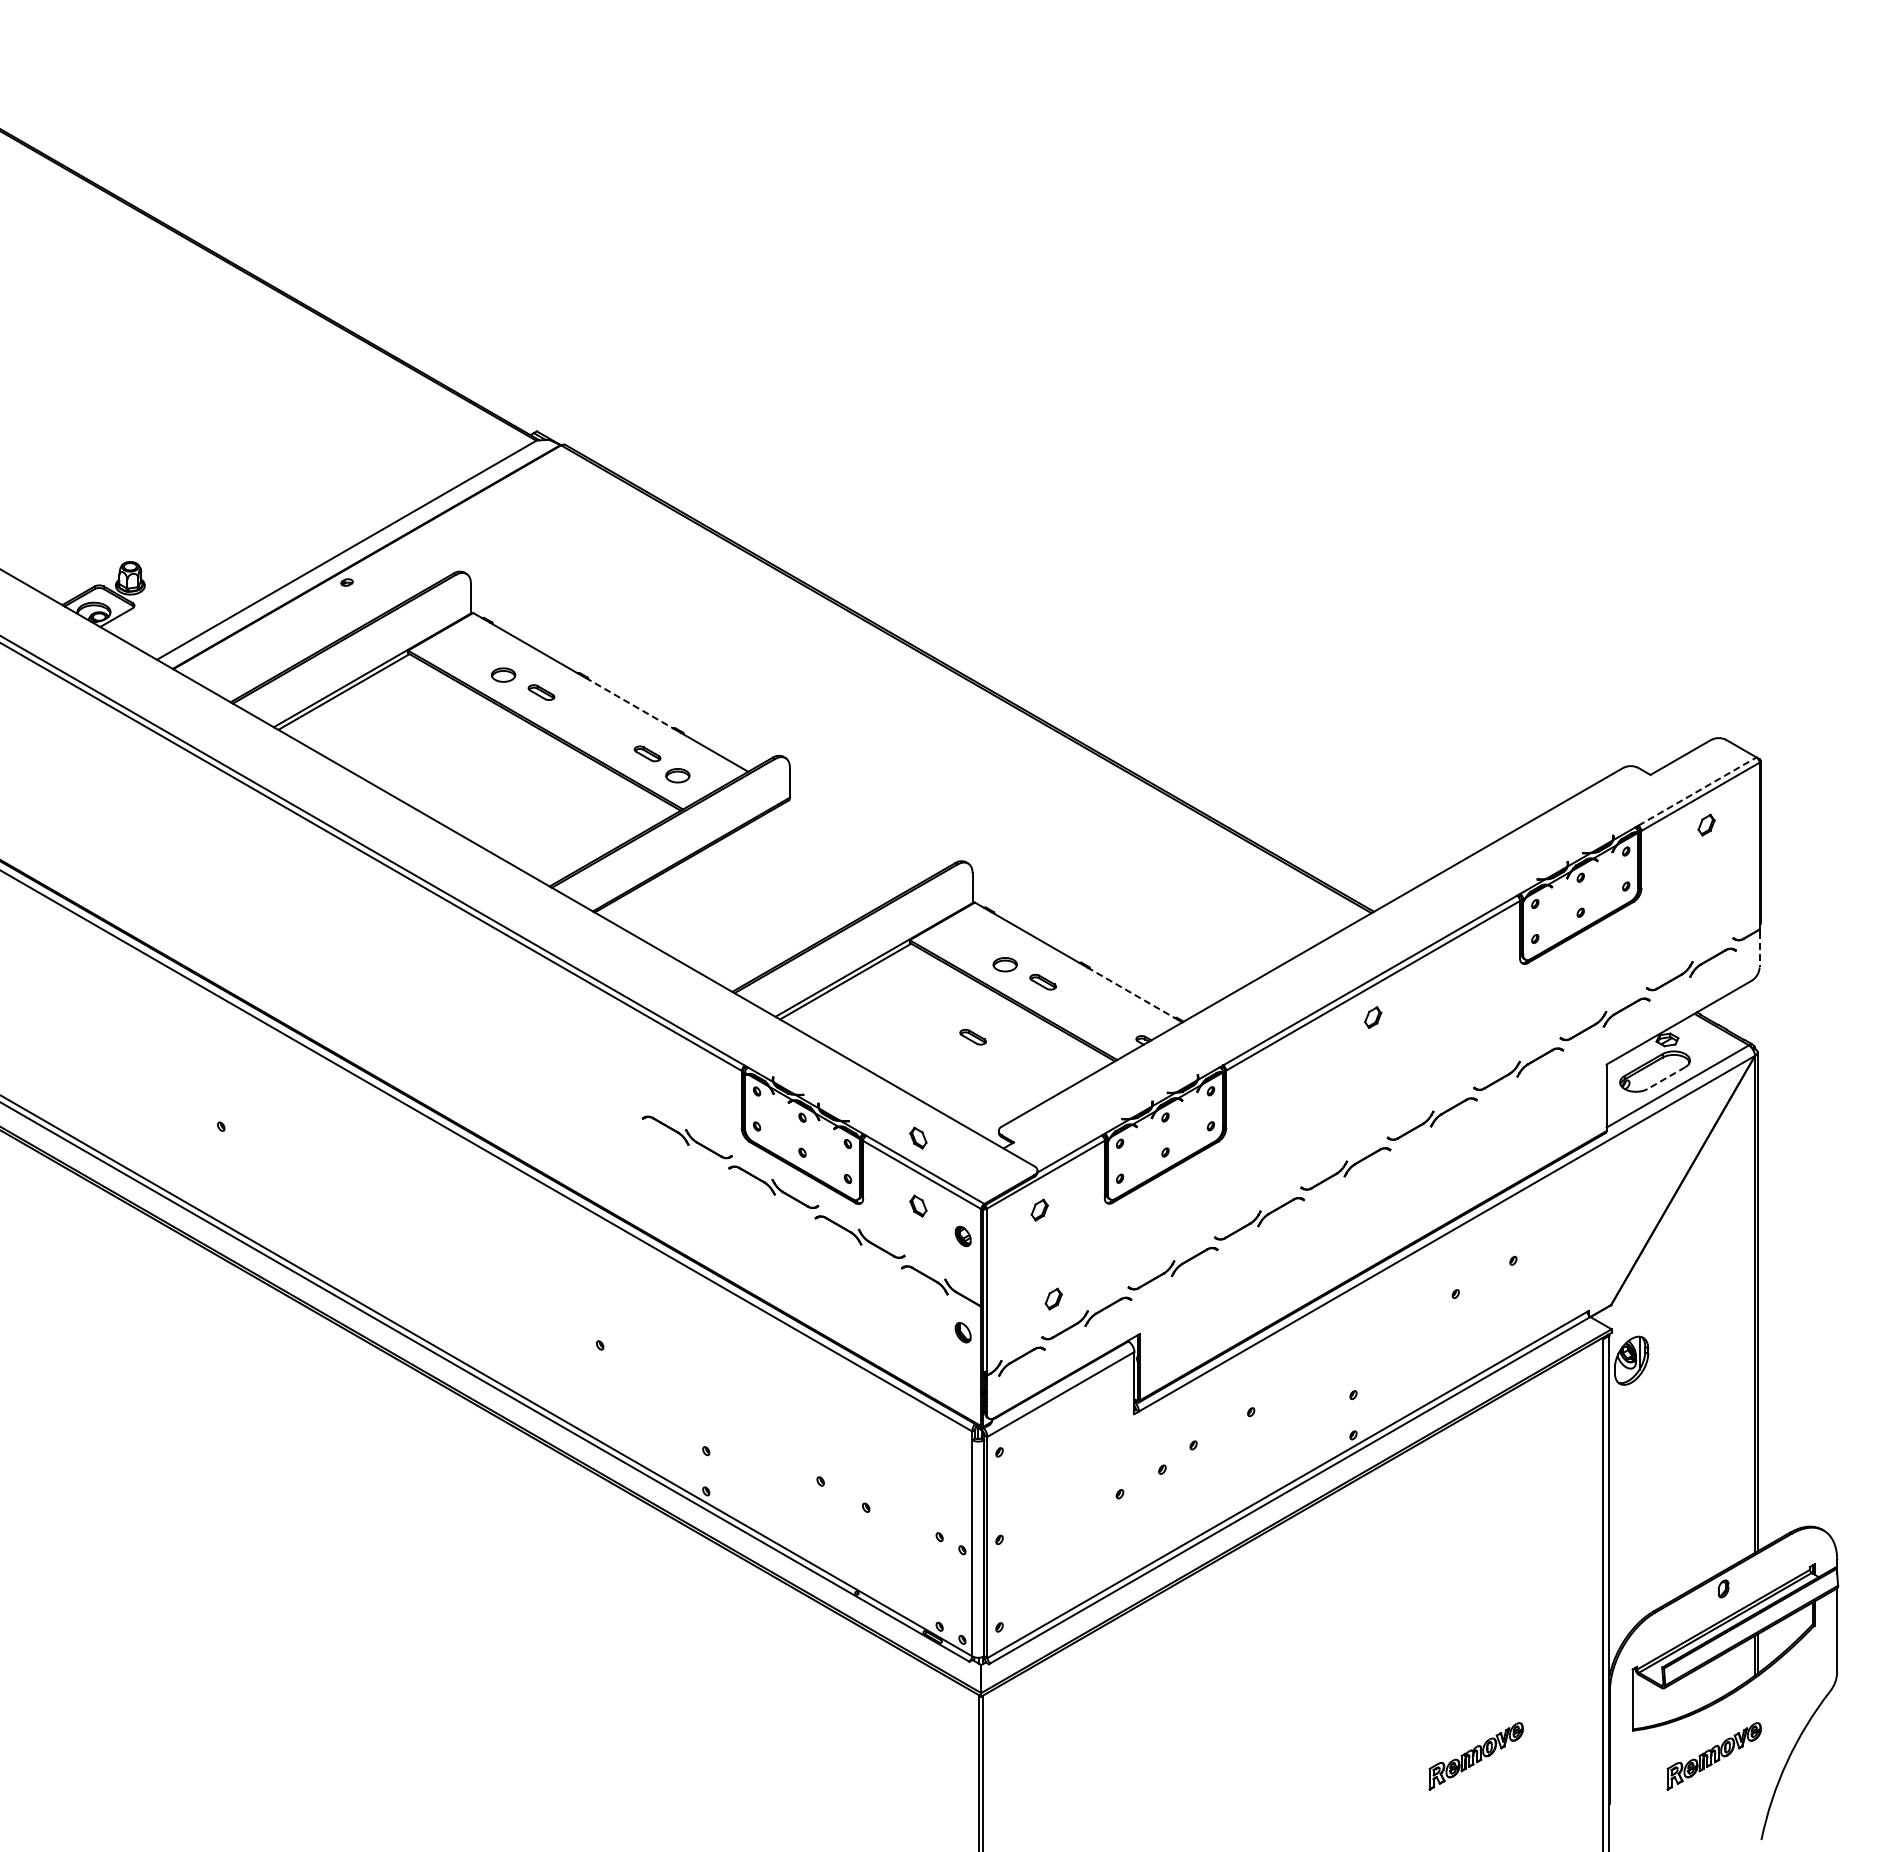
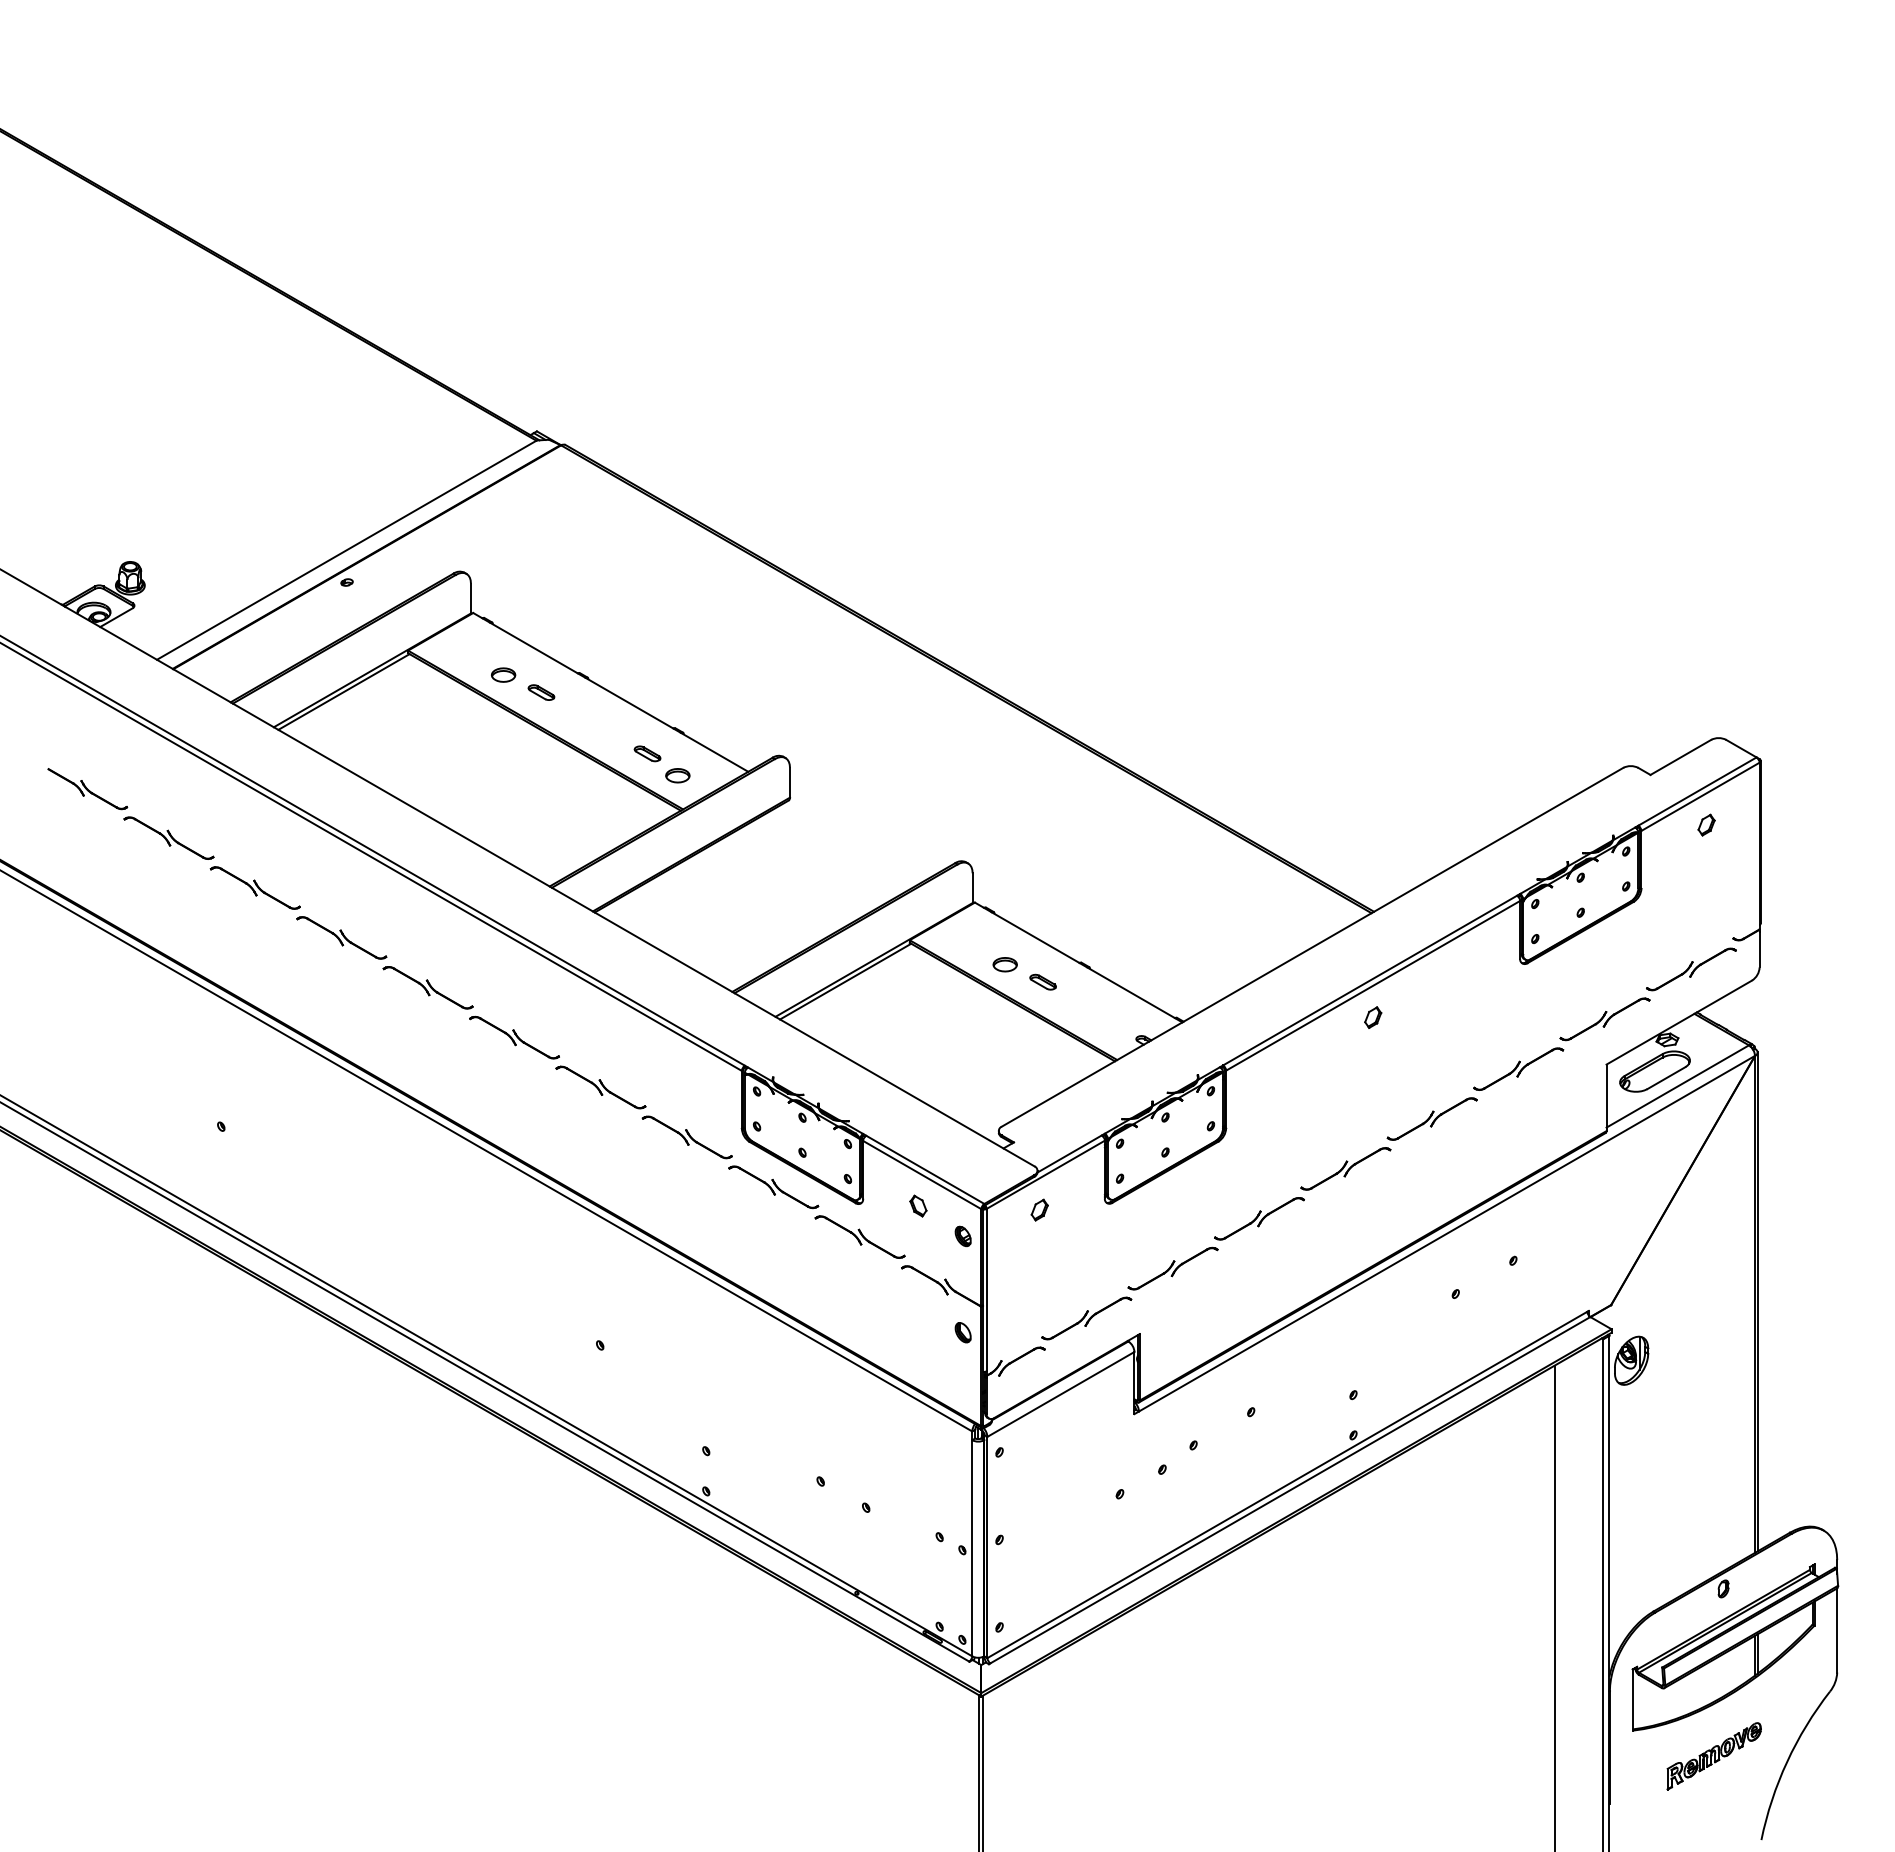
line: dashed -> solid (629, 703)
line: dashed -> solid (1697, 791)
part: none -> present (346, 938)
line: dashed -> solid (1759, 949)
line: dashed -> solid (1131, 992)
part: present -> none (972, 1036)
line: dashed -> solid (1666, 1078)
part: present -> none (918, 1137)
part: present -> none (1053, 1298)
line: none -> present (1554, 1606)
part: present -> none (1475, 1756)
